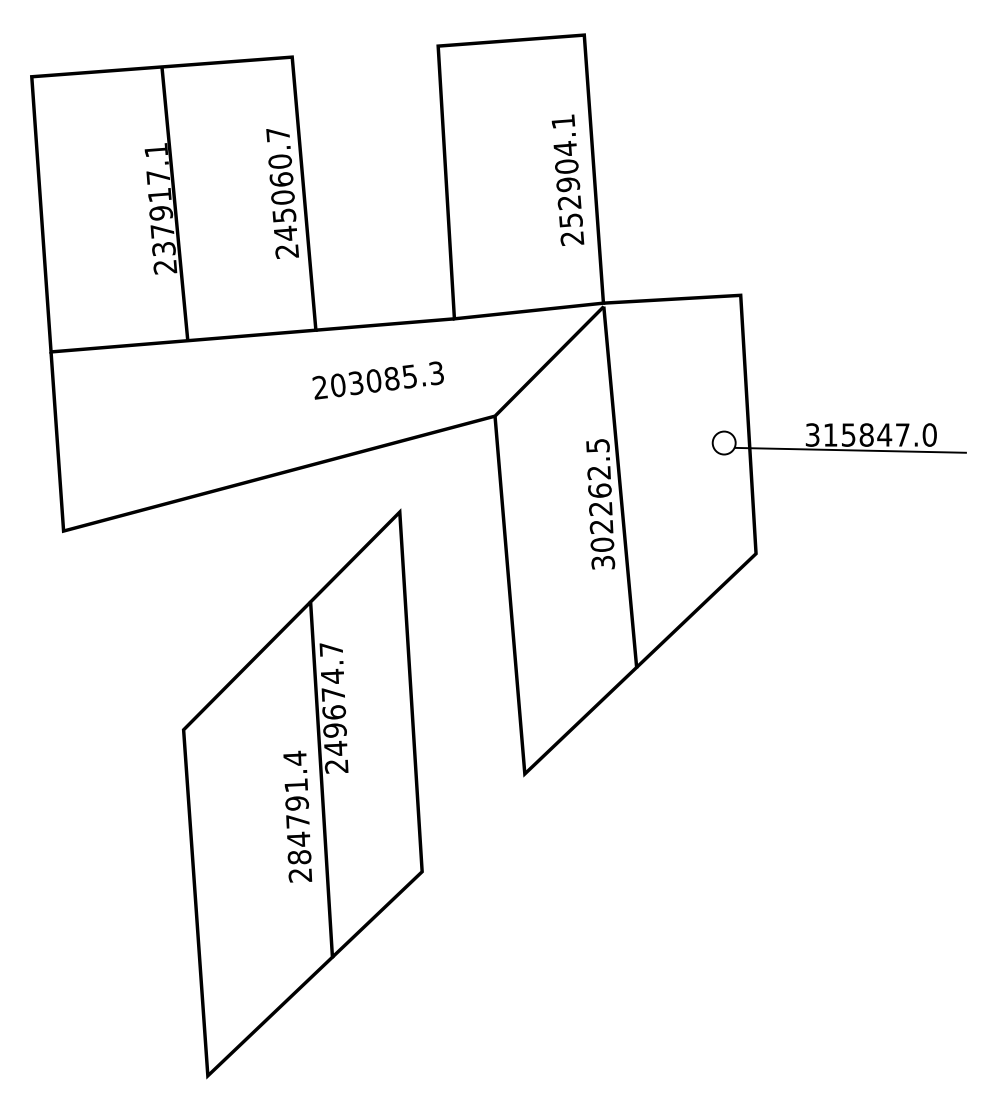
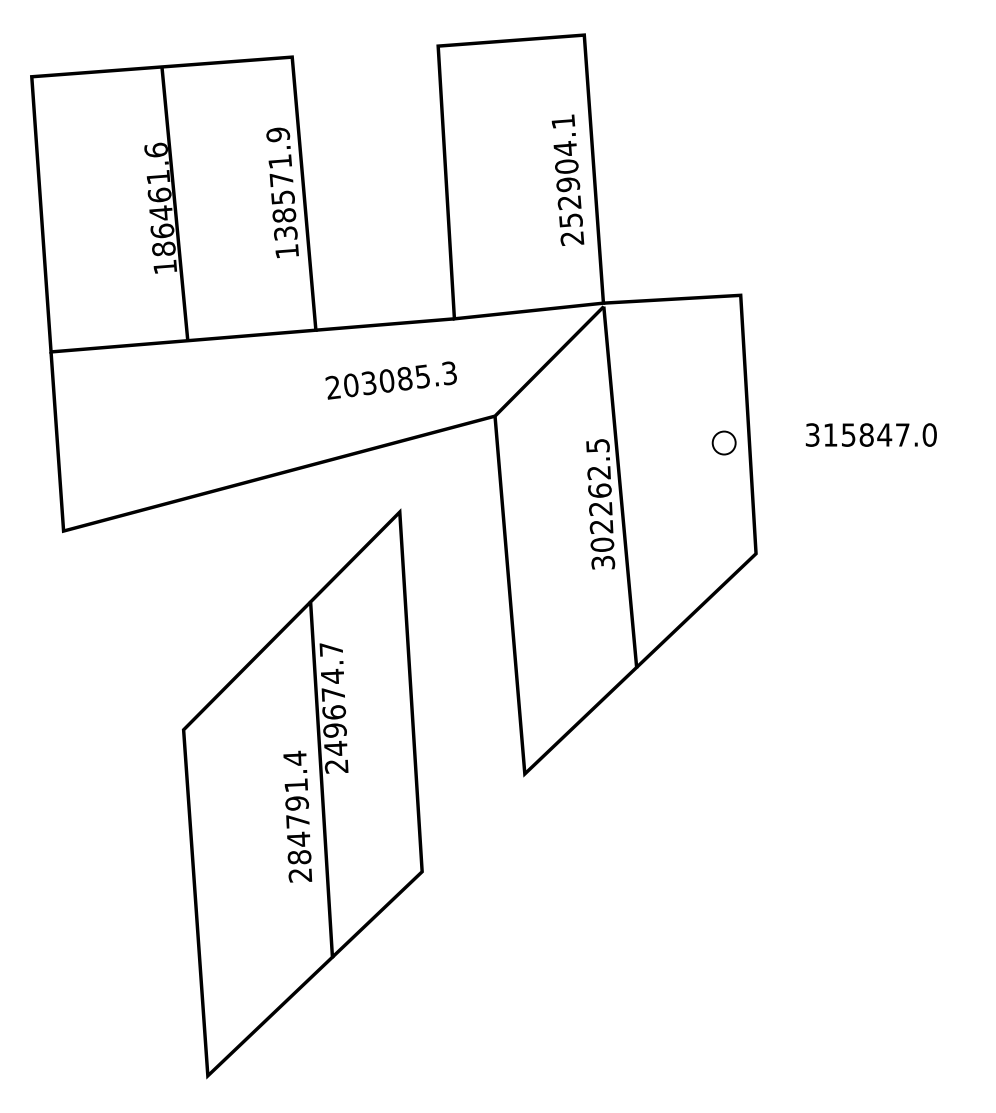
text: 245060.7 -> 138571.9 (282, 192)
text: 237917.1 -> 186461.6 (160, 208)
text position: (377, 380) -> (390, 380) (390, 380)
line: present -> none (850, 449)
